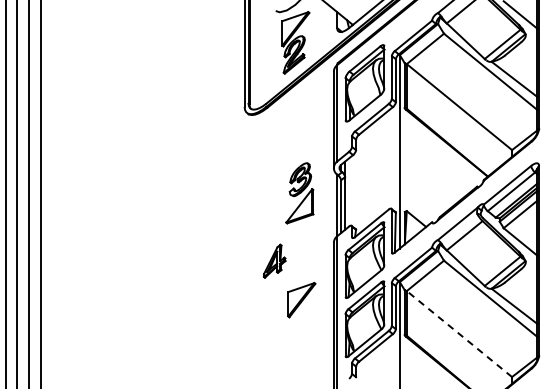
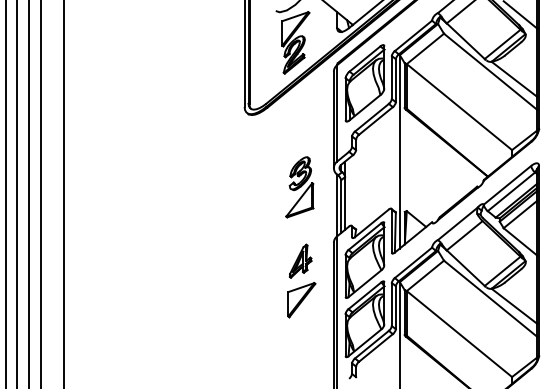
line: none -> present (64, 193)
part position: (299, 193) -> (299, 187) (299, 187)
part position: (274, 260) -> (300, 260) (300, 260)
line: dashed -> solid (459, 334)
